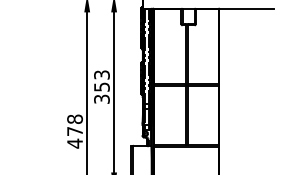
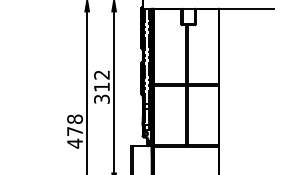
text: 353 -> 312 (101, 80)
